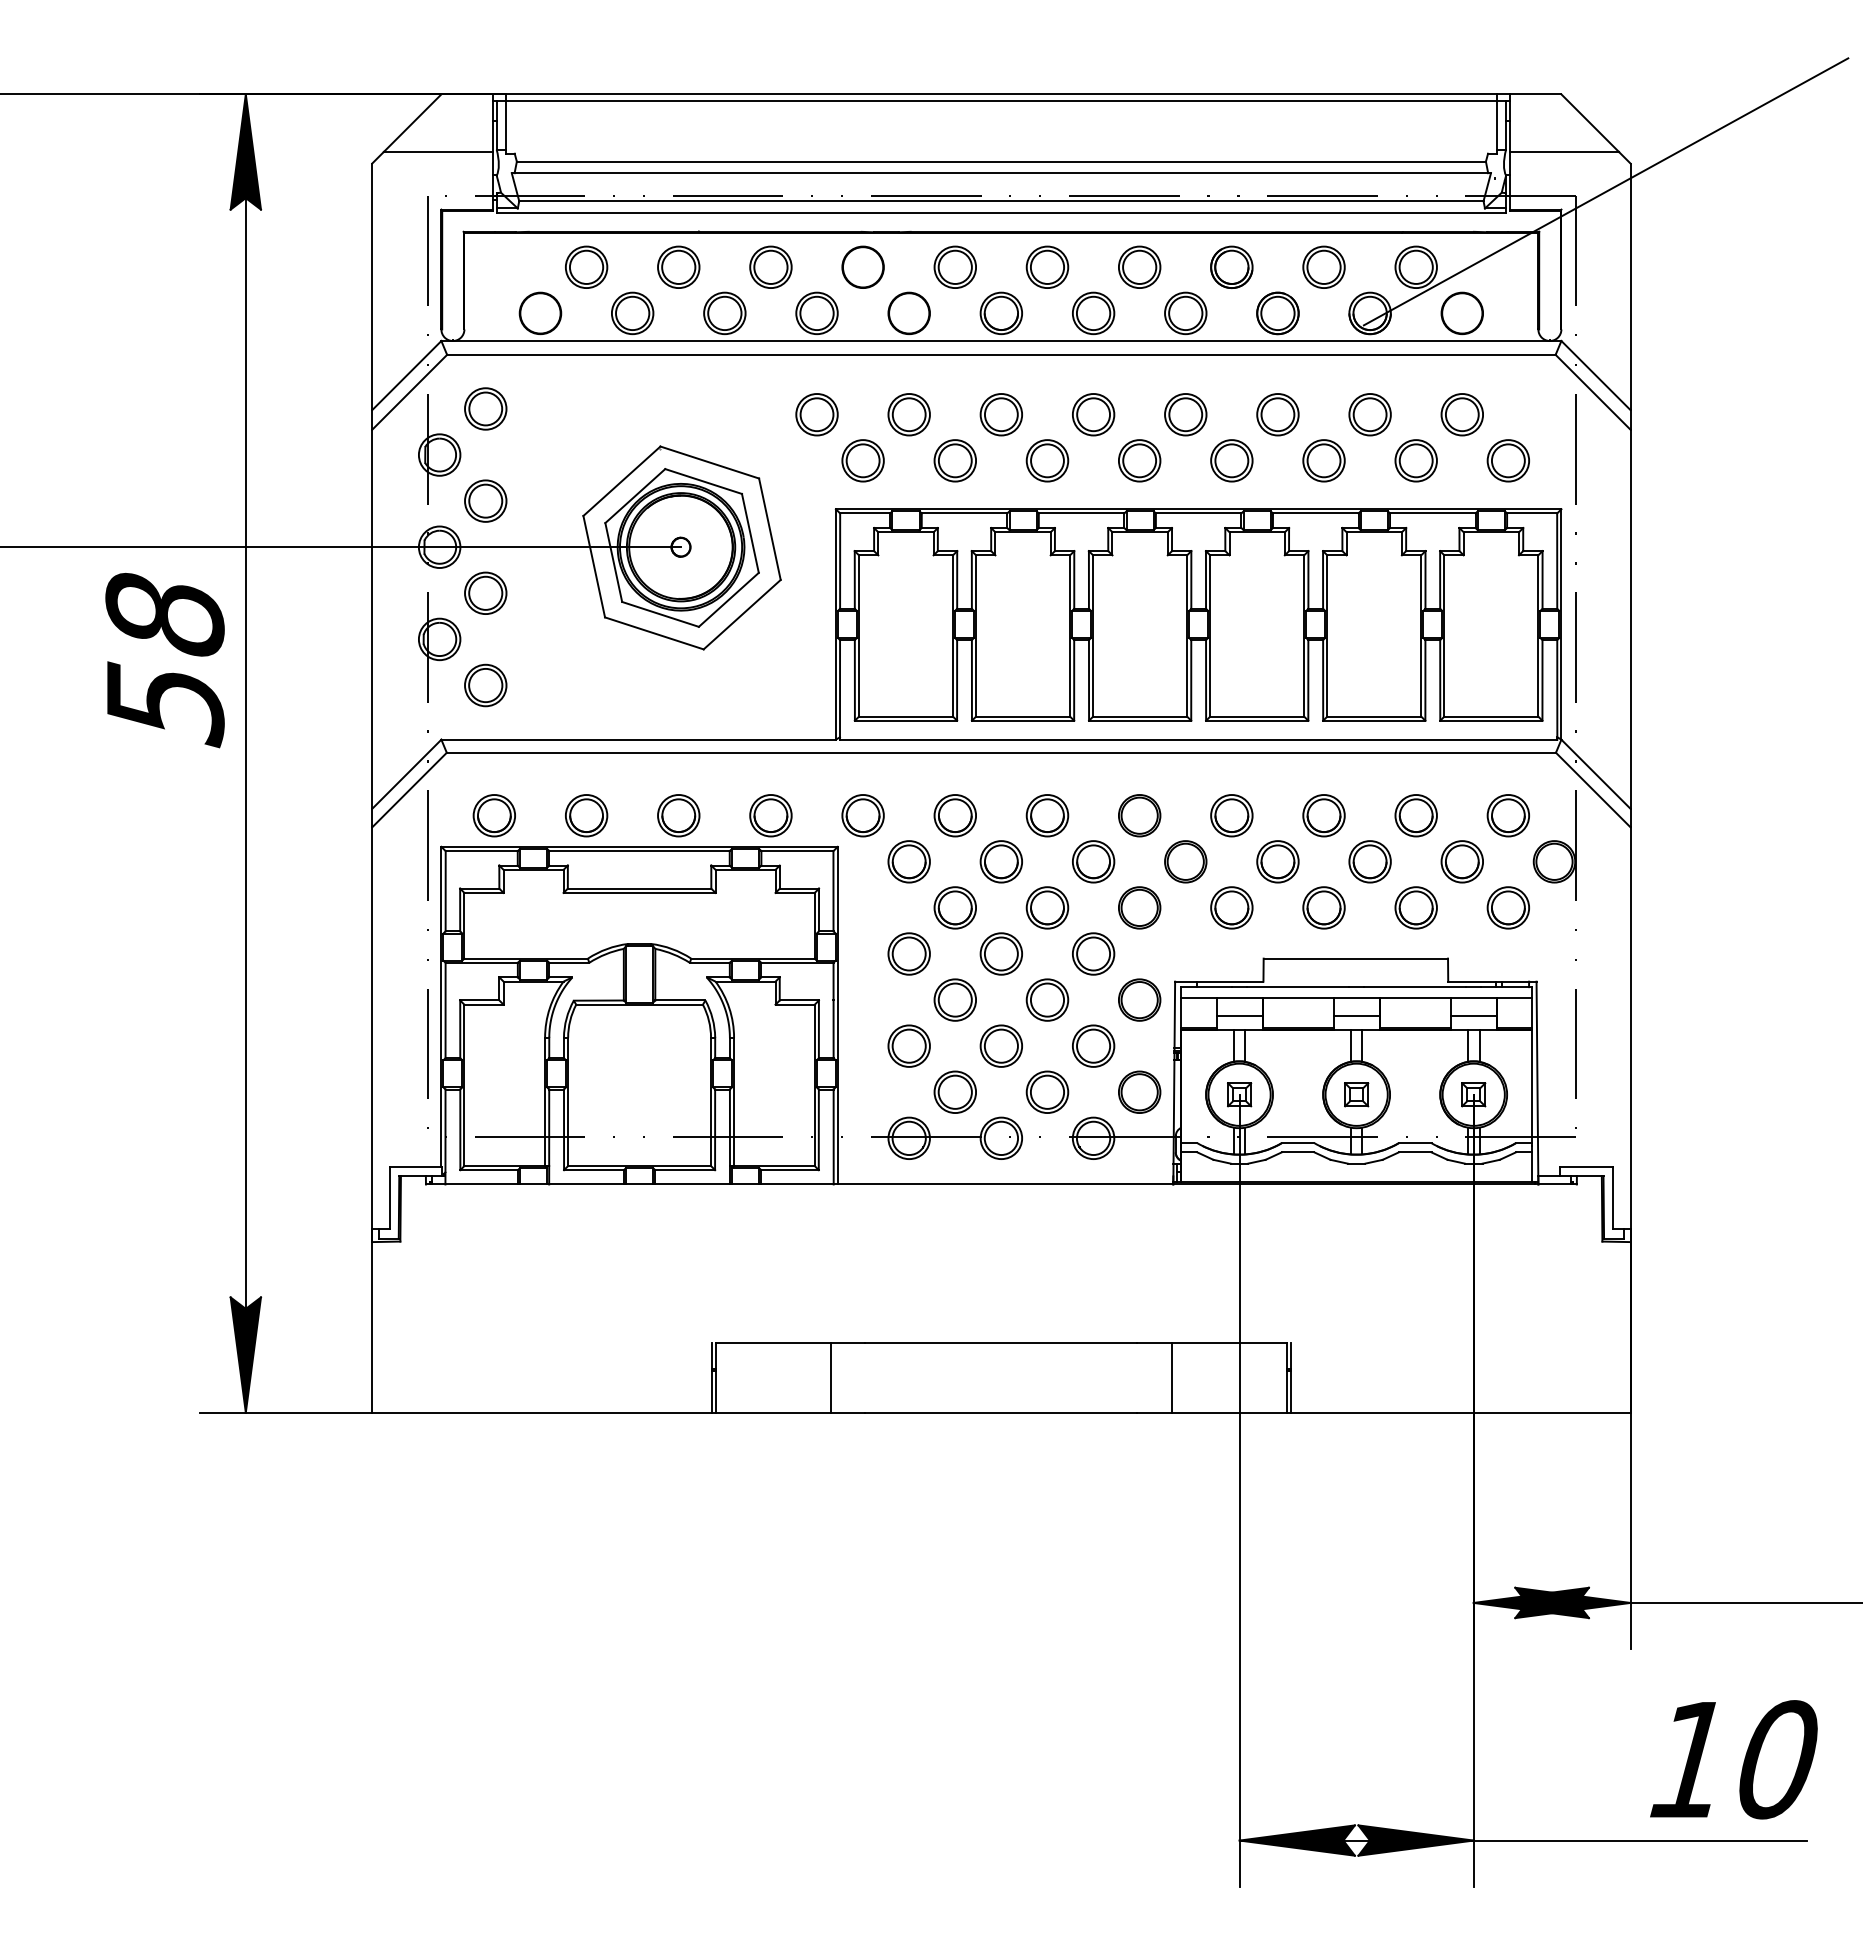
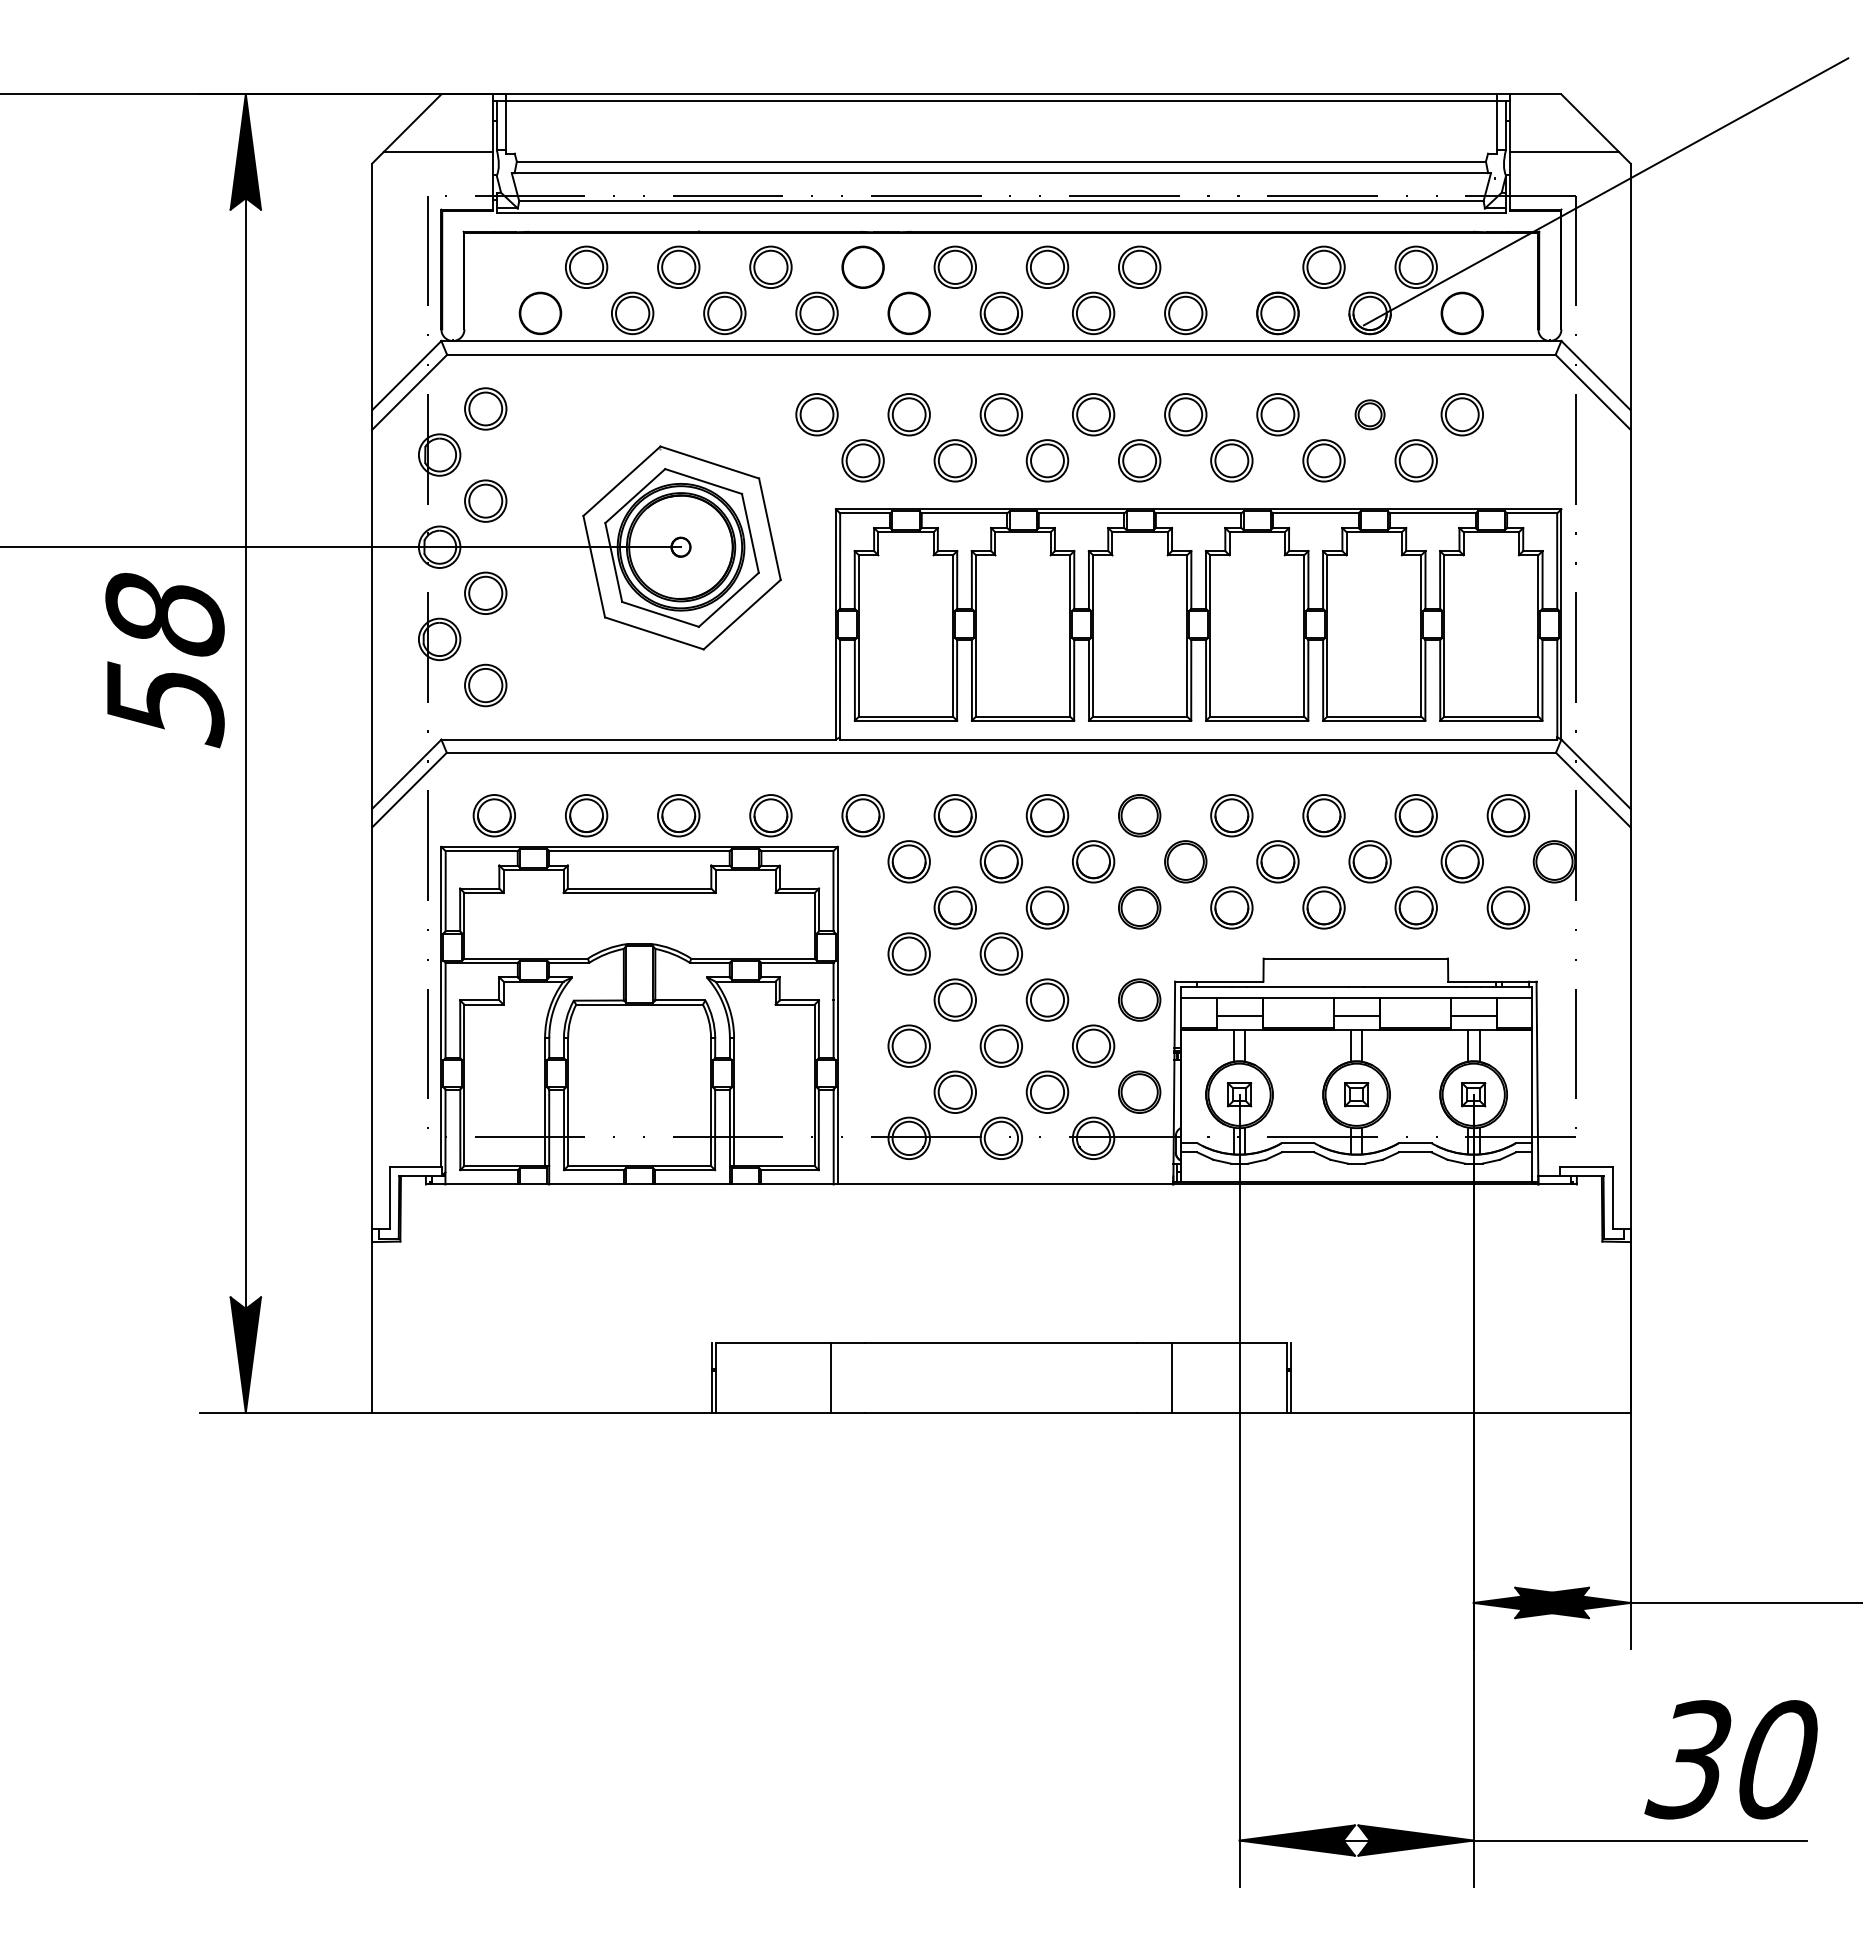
part: present -> none (1231, 266)
part size: 44x44 px -> 32x32 px (1369, 414)
part: present -> none (1507, 460)
part: present -> none (1093, 953)
text: 10 -> 30 (1687, 1759)
